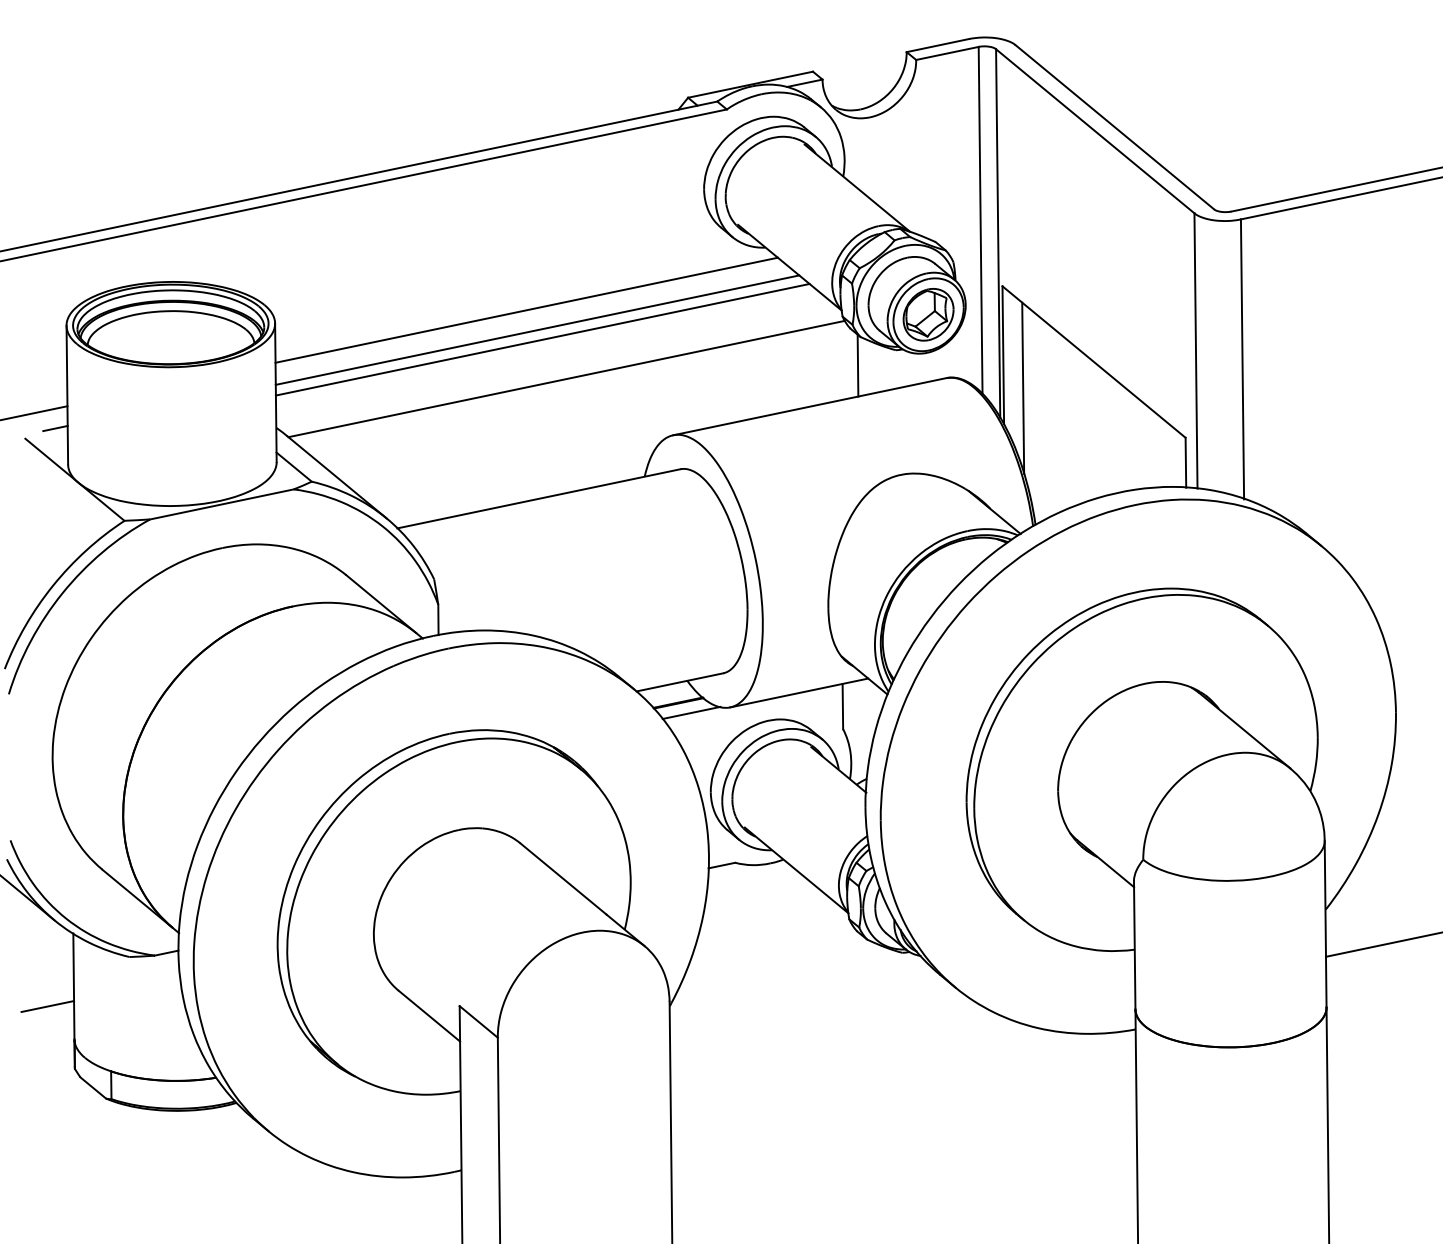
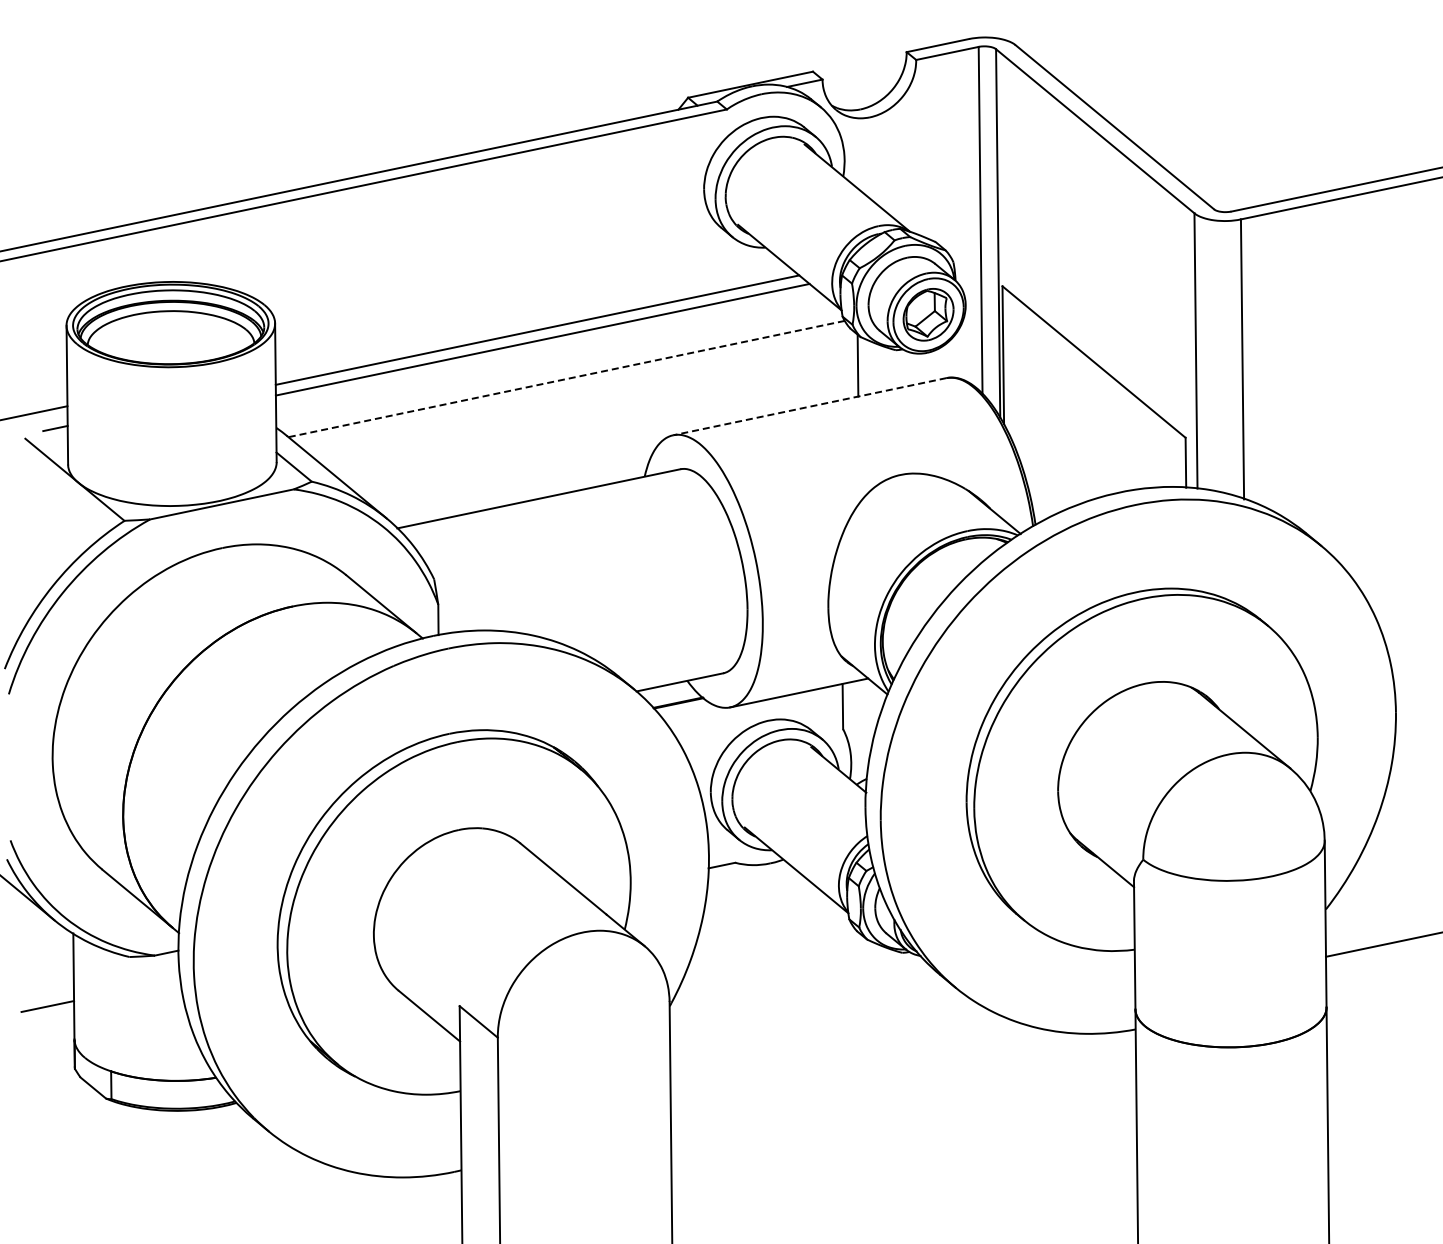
line: present -> none (526, 309)
line: solid -> dashed (566, 379)
line: present -> none (1023, 387)
line: solid -> dashed (809, 406)
line: present -> none (691, 712)
